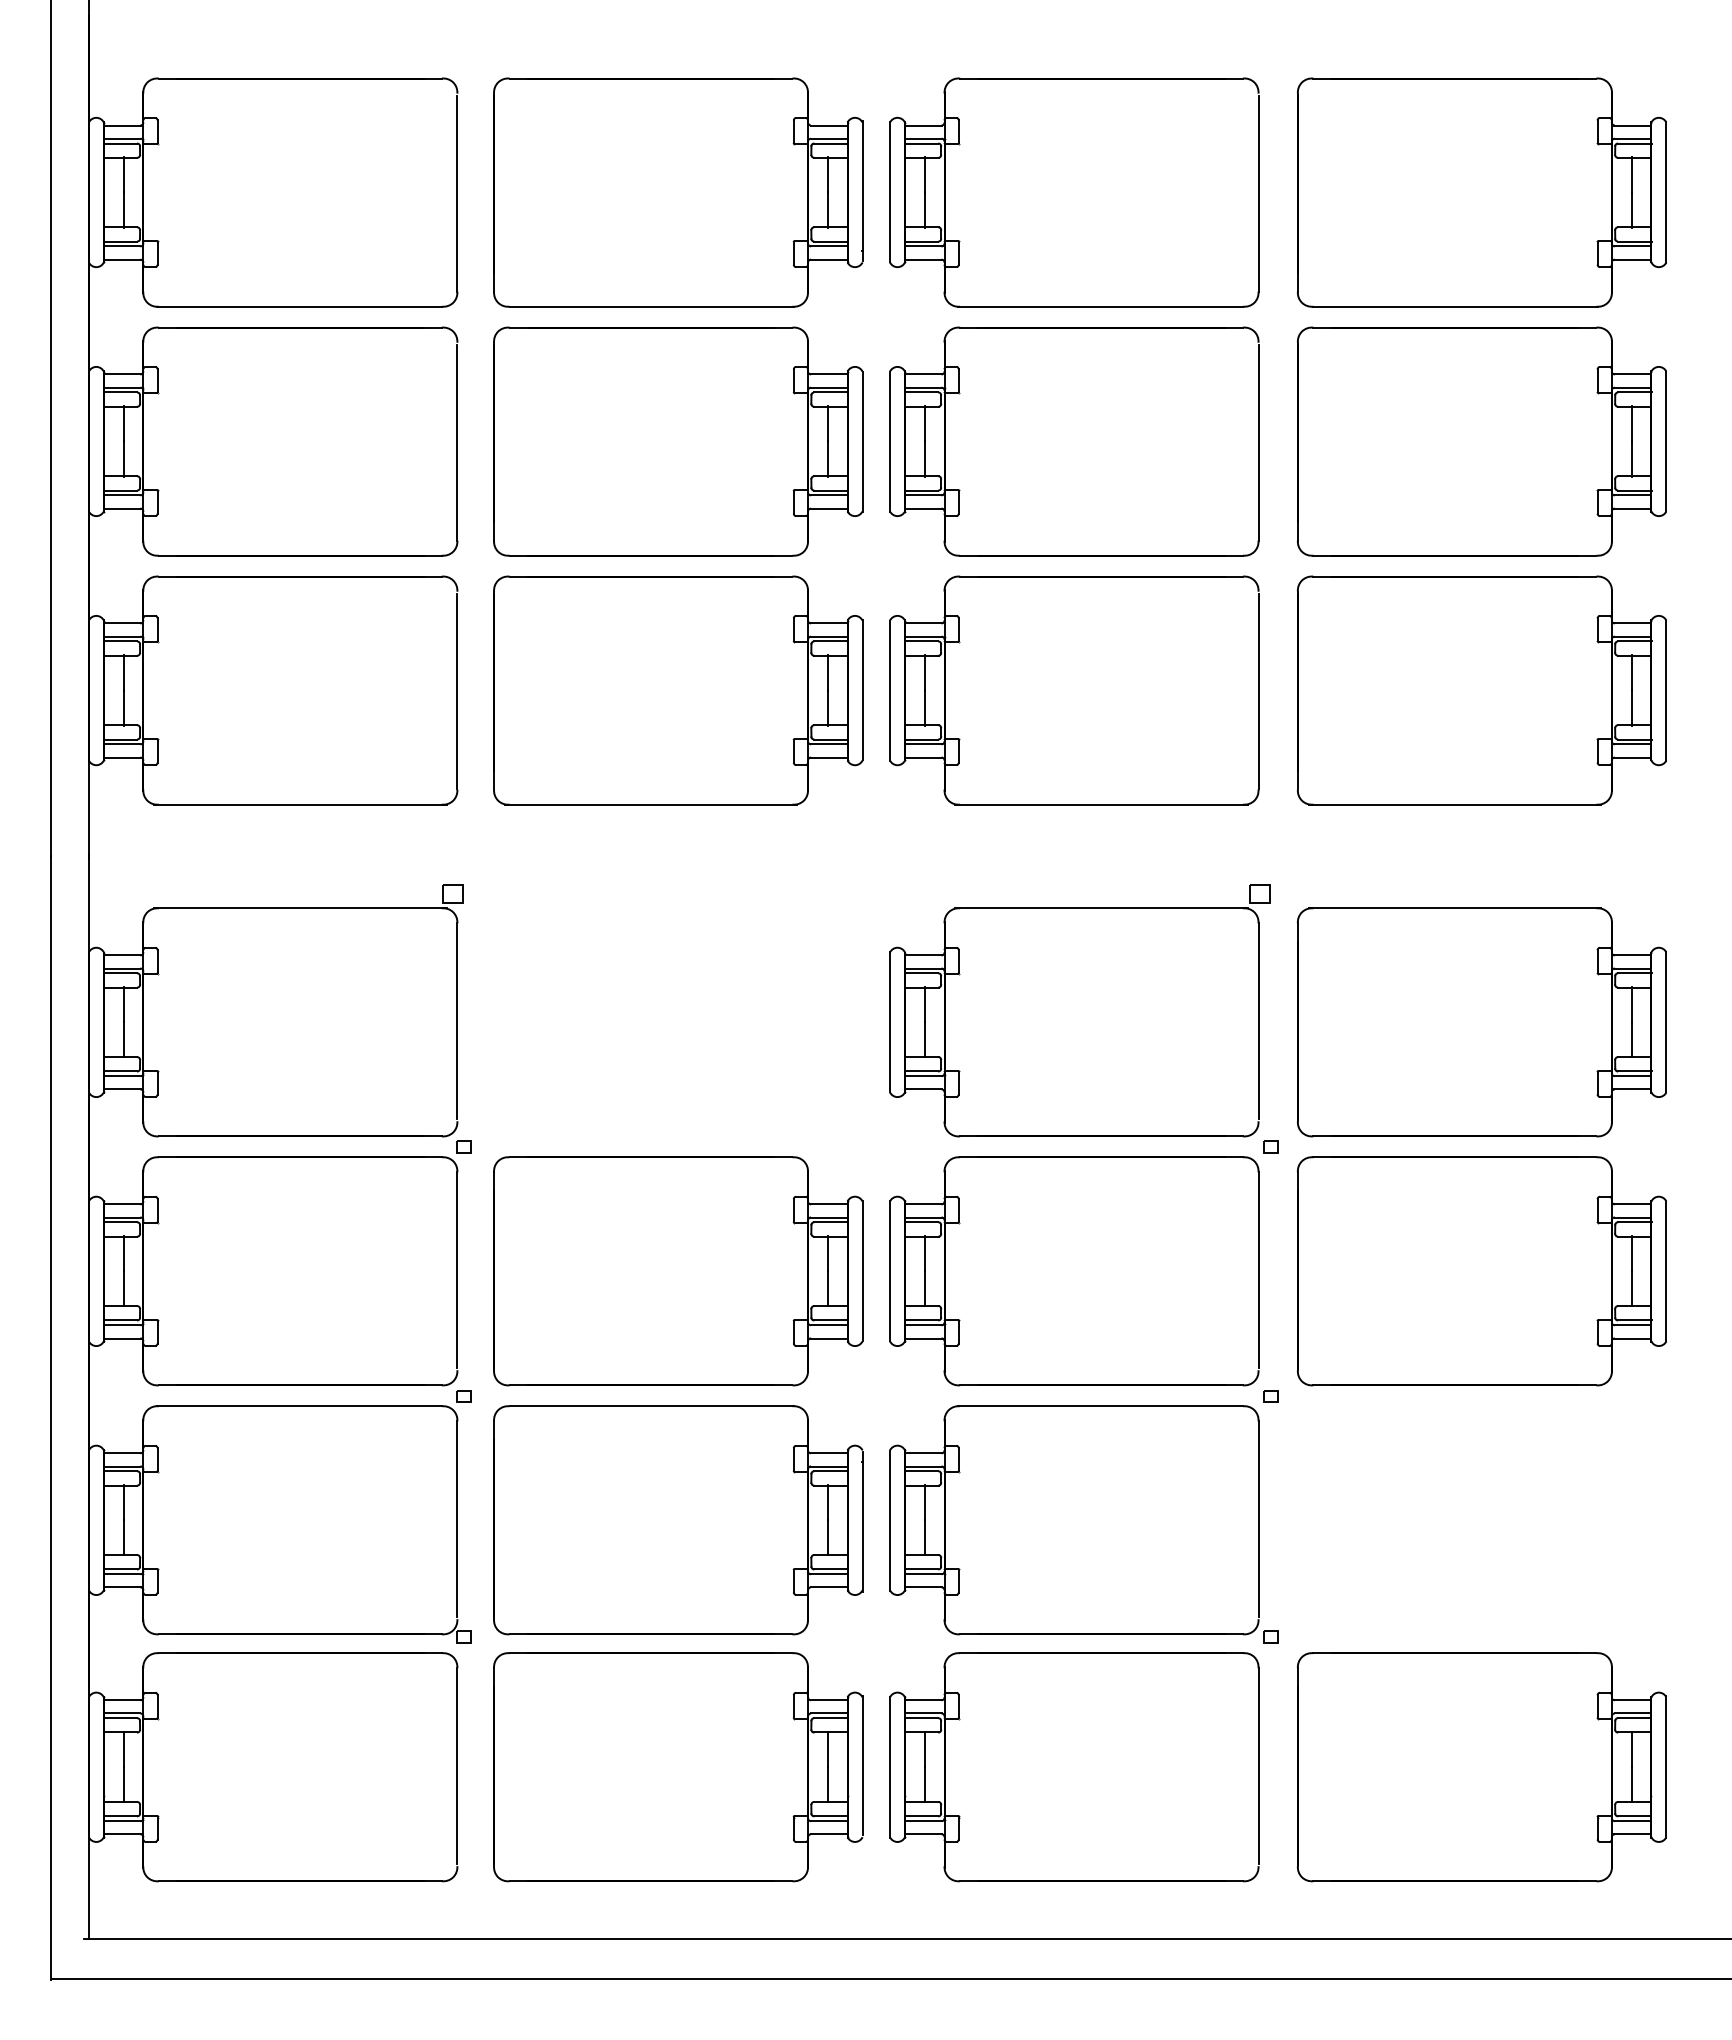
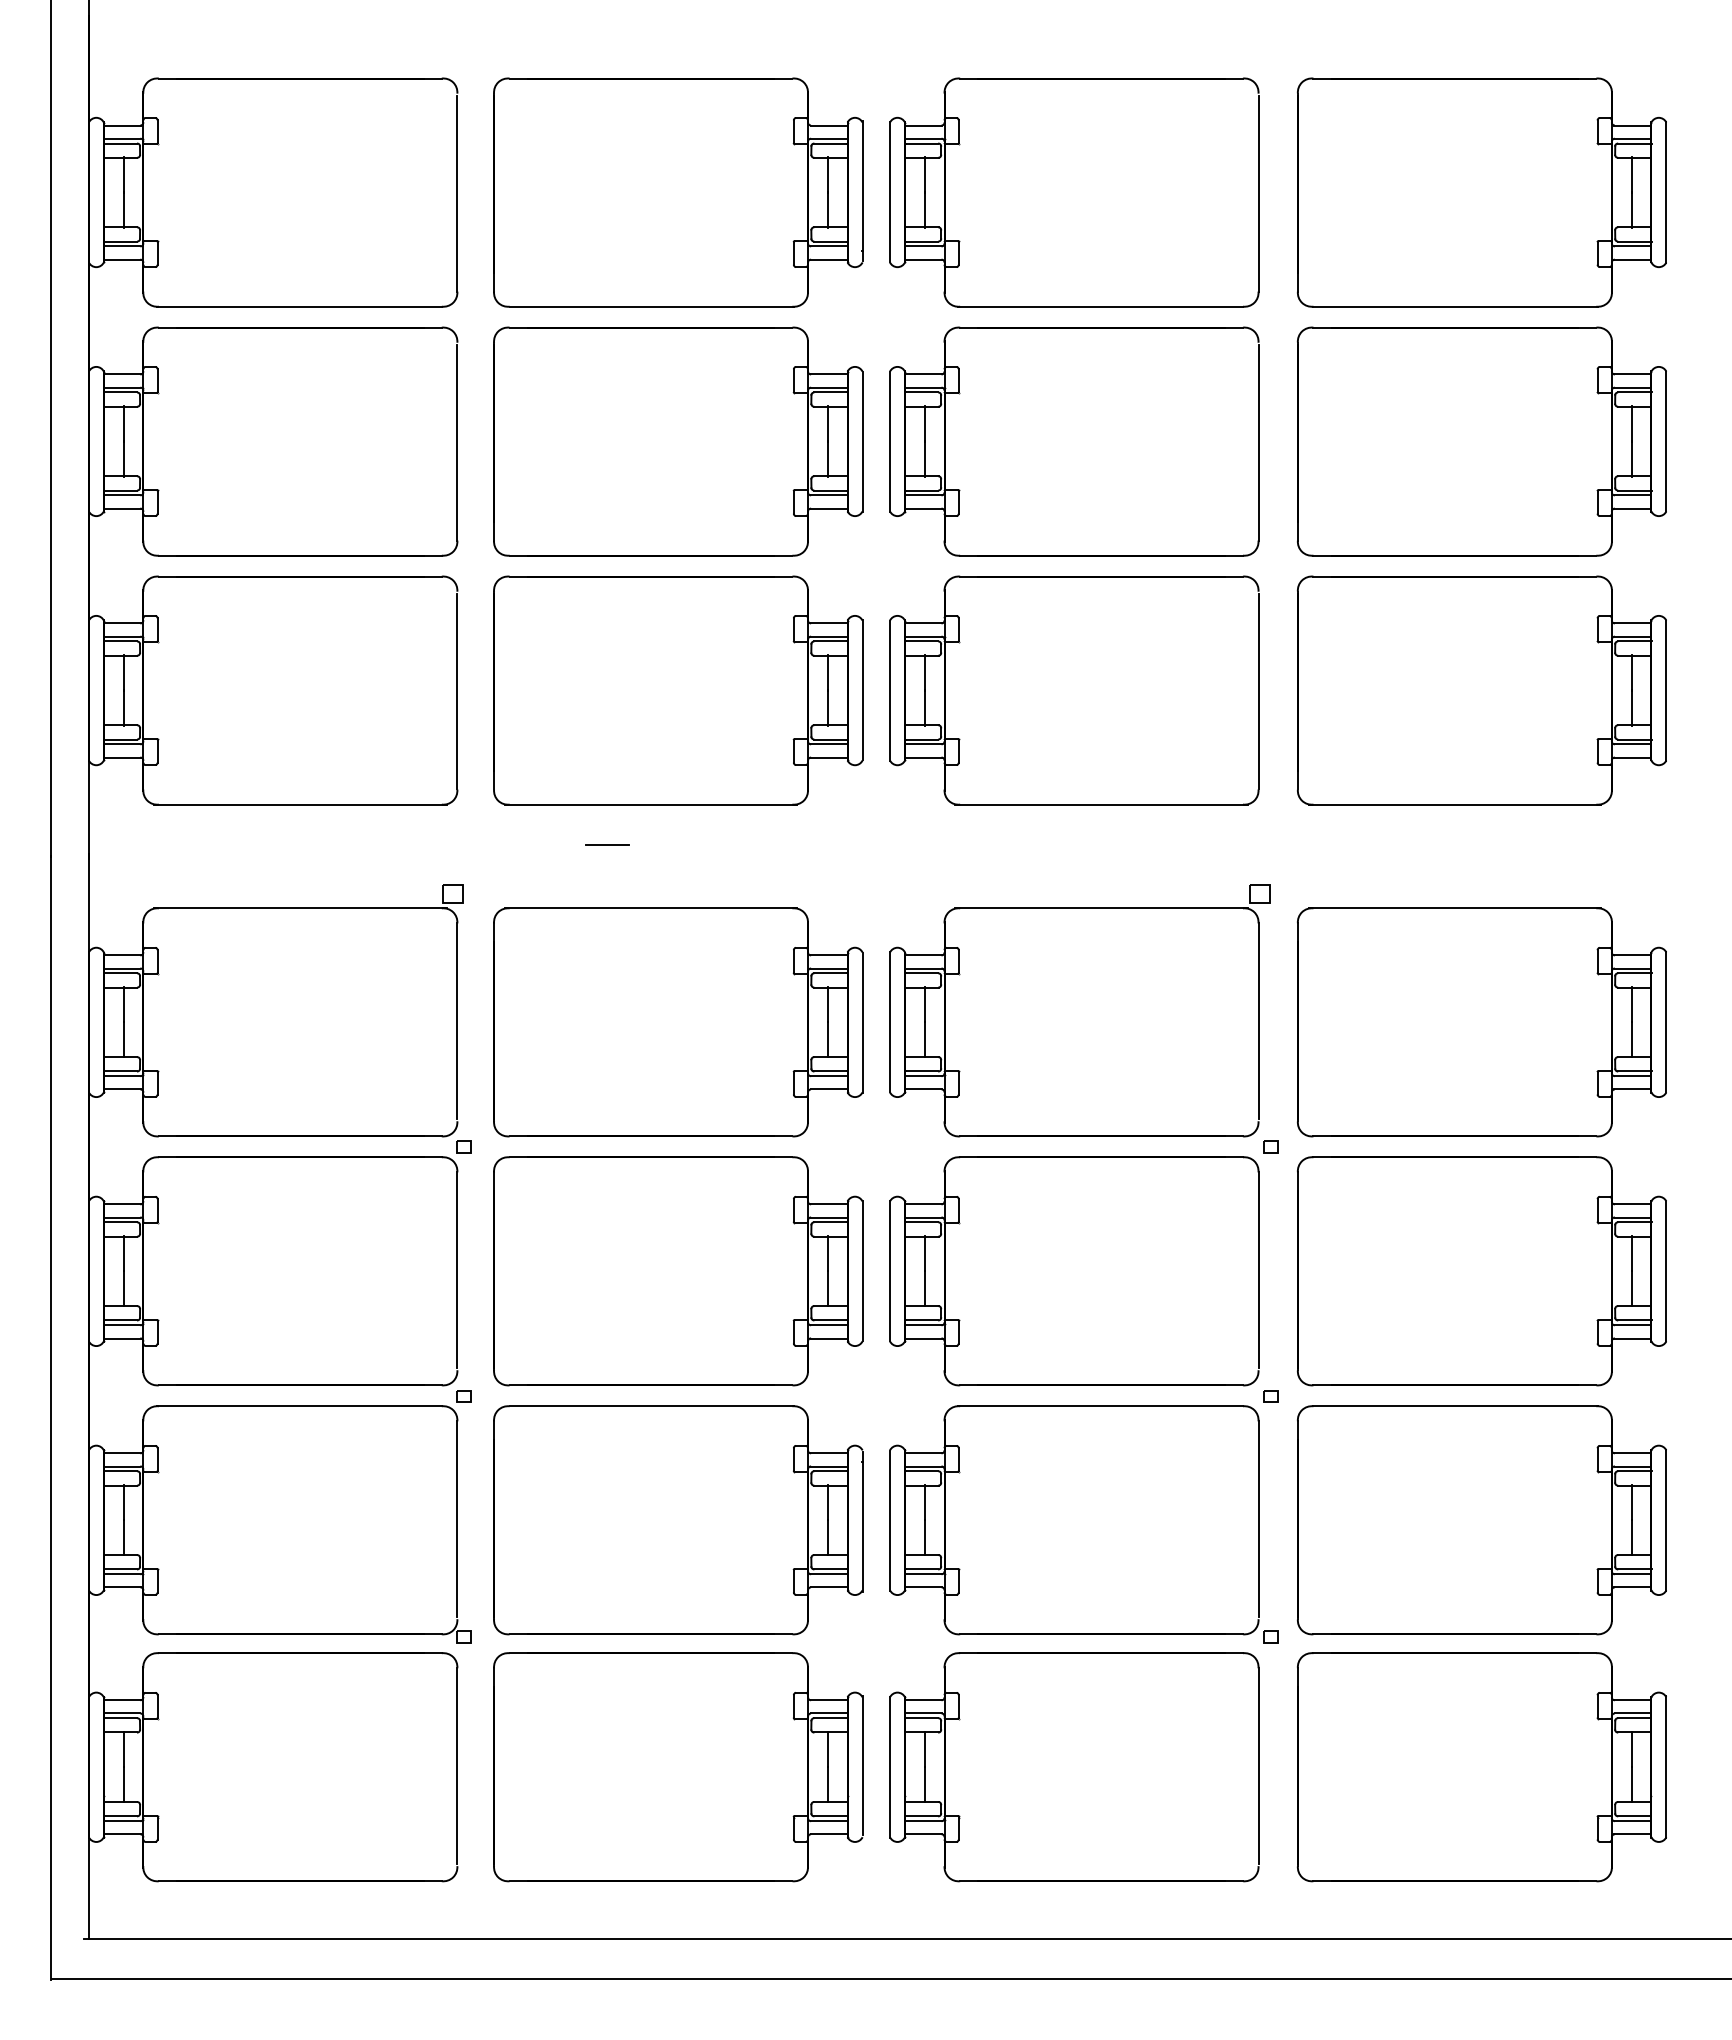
line: none -> present (607, 844)
part: none -> present (678, 1022)
part: none -> present (1481, 1520)
